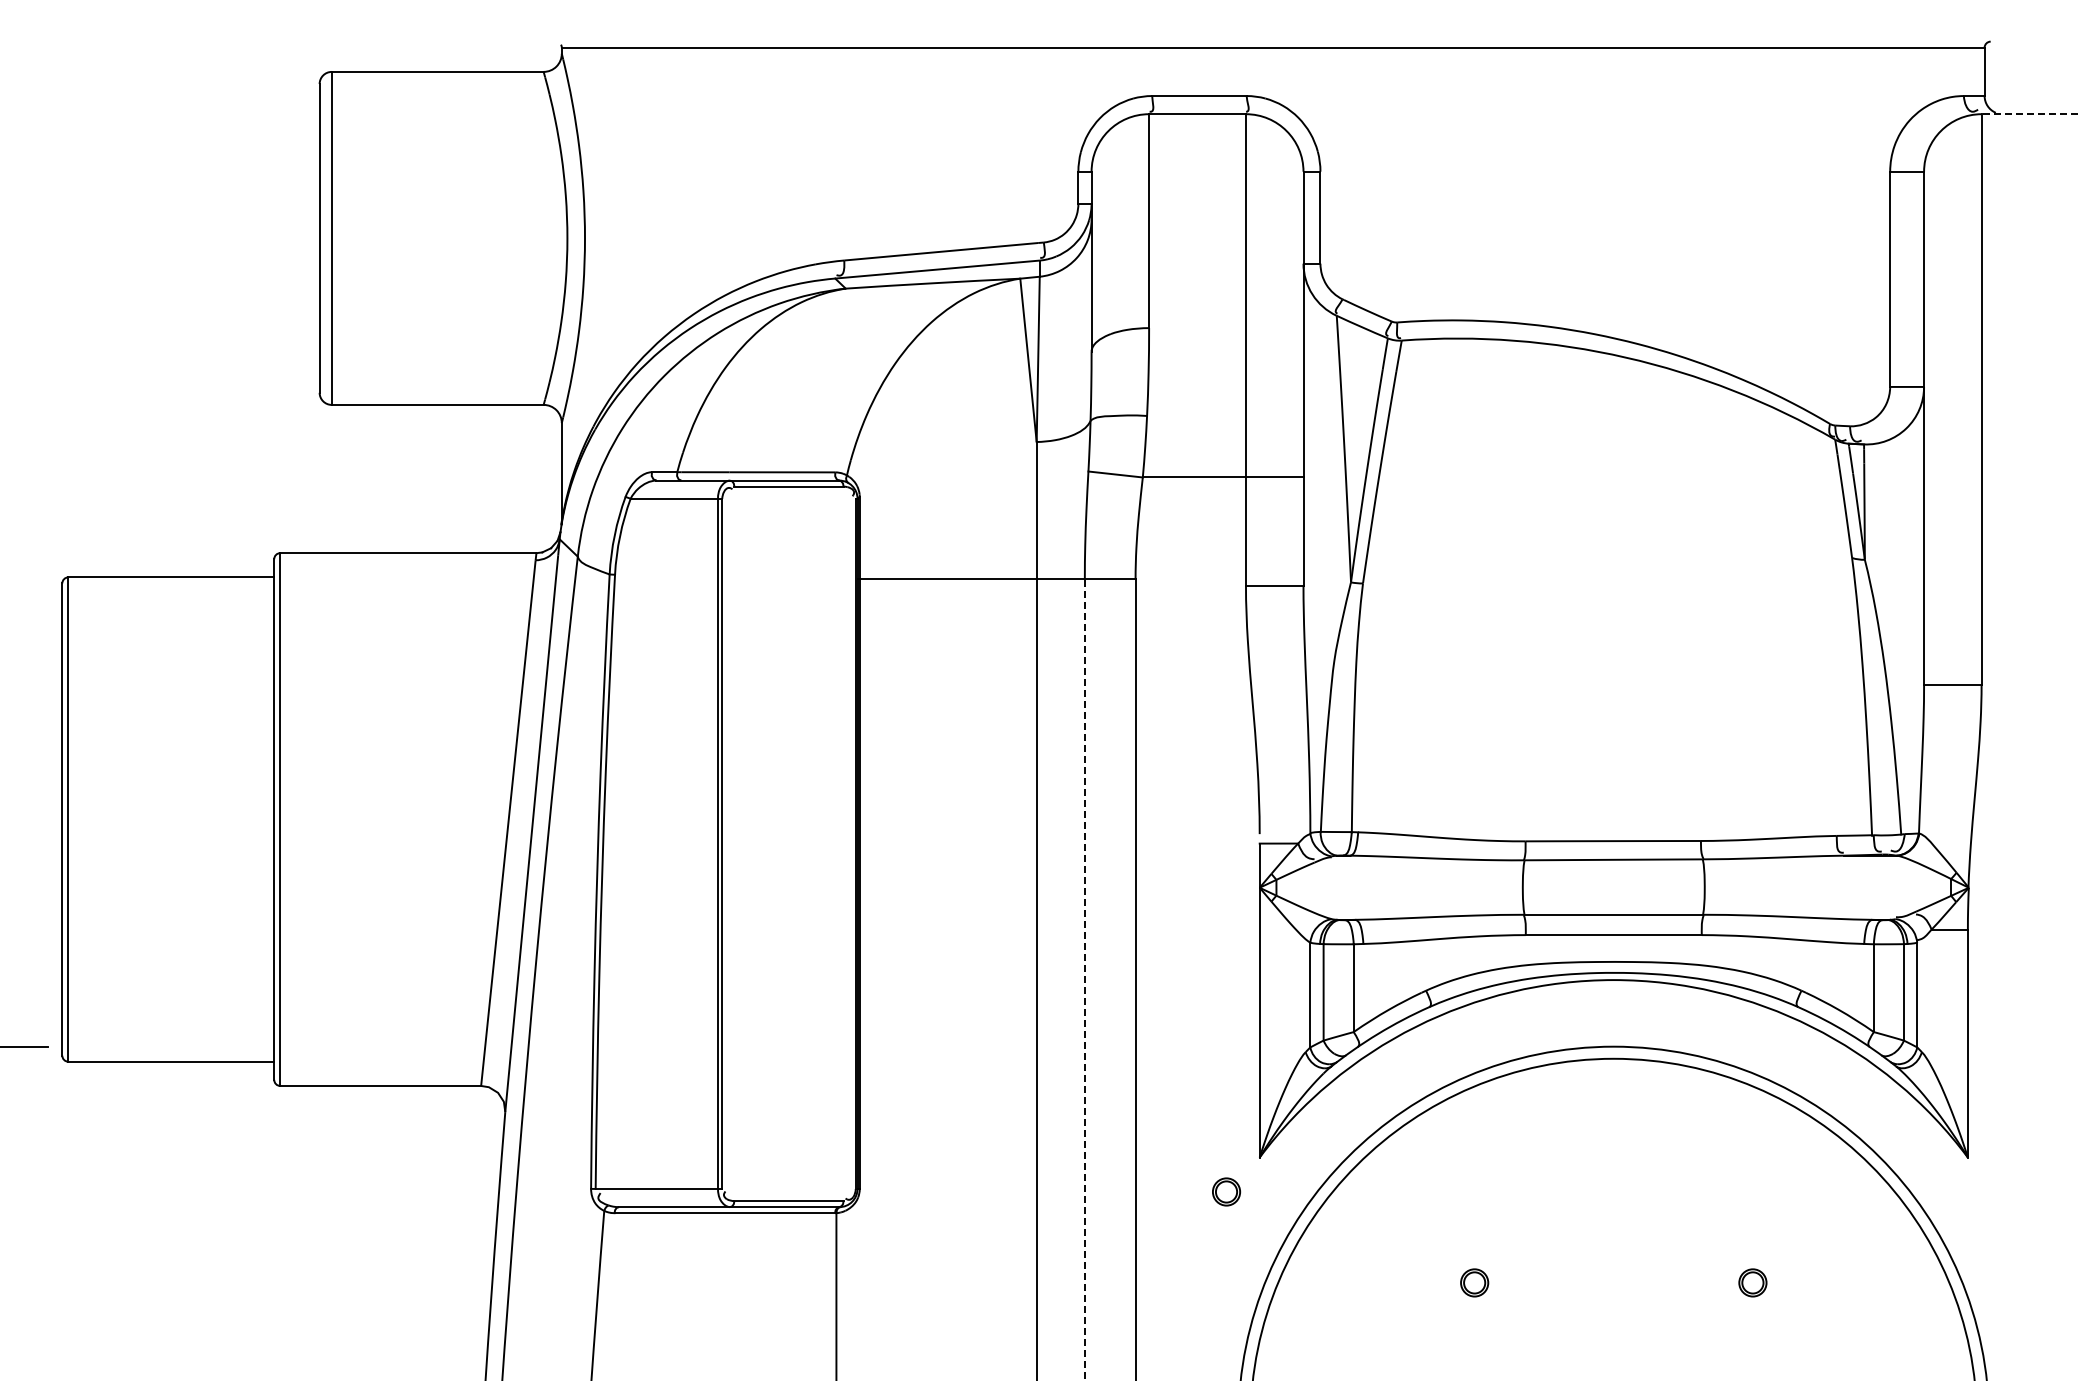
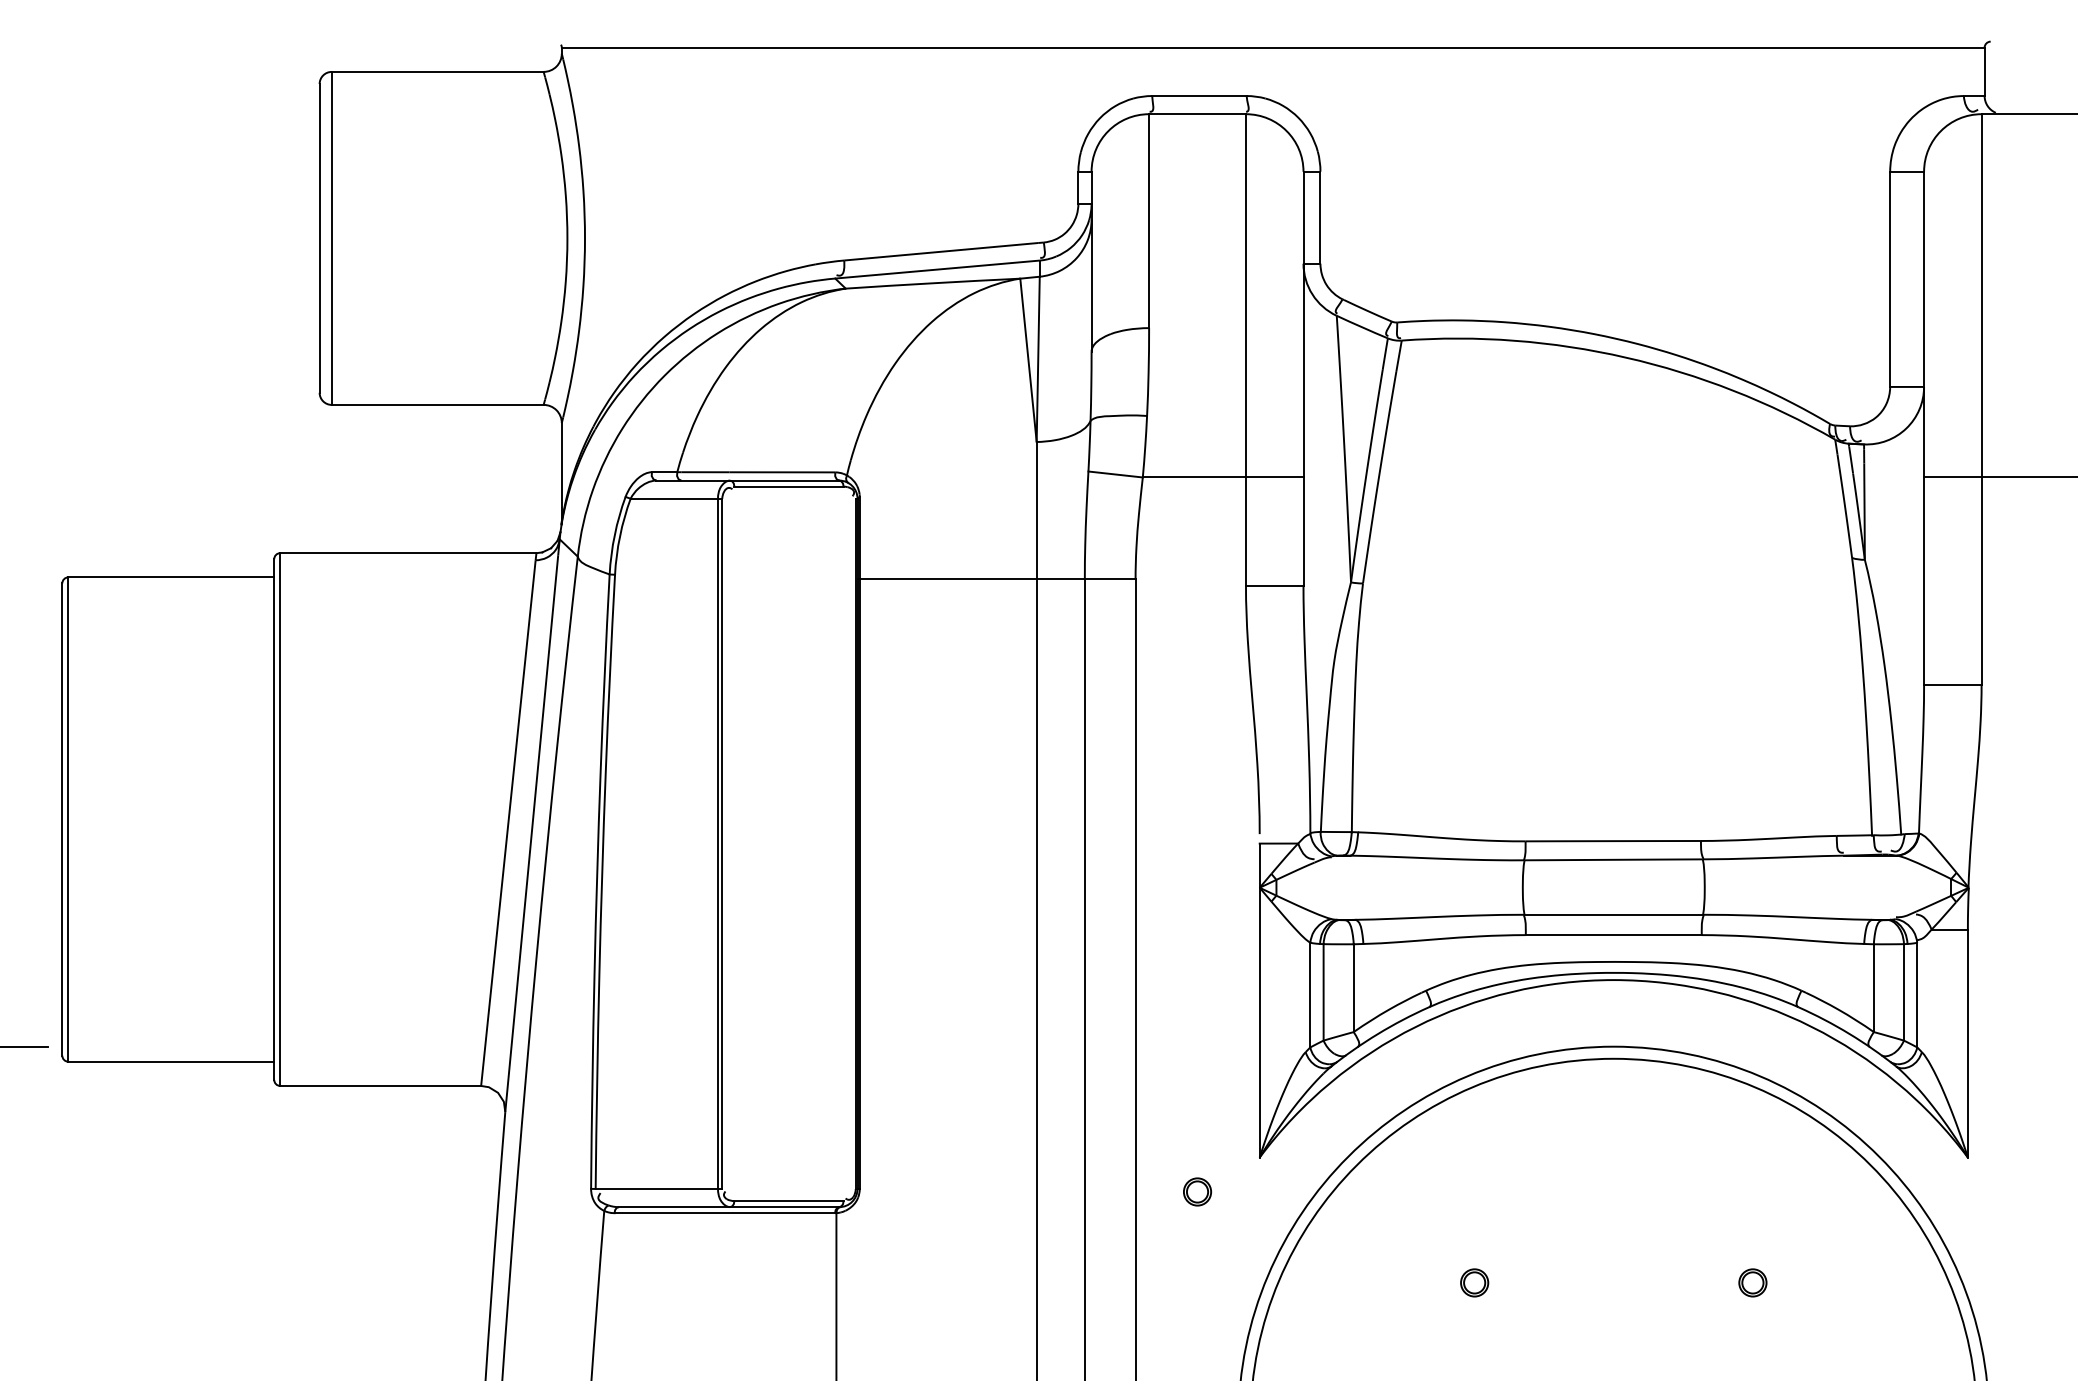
line: dashed -> solid (2029, 114)
line: none -> present (1999, 477)
line: dashed -> solid (1084, 979)
part position: (1226, 1191) -> (1197, 1191) (1197, 1191)
